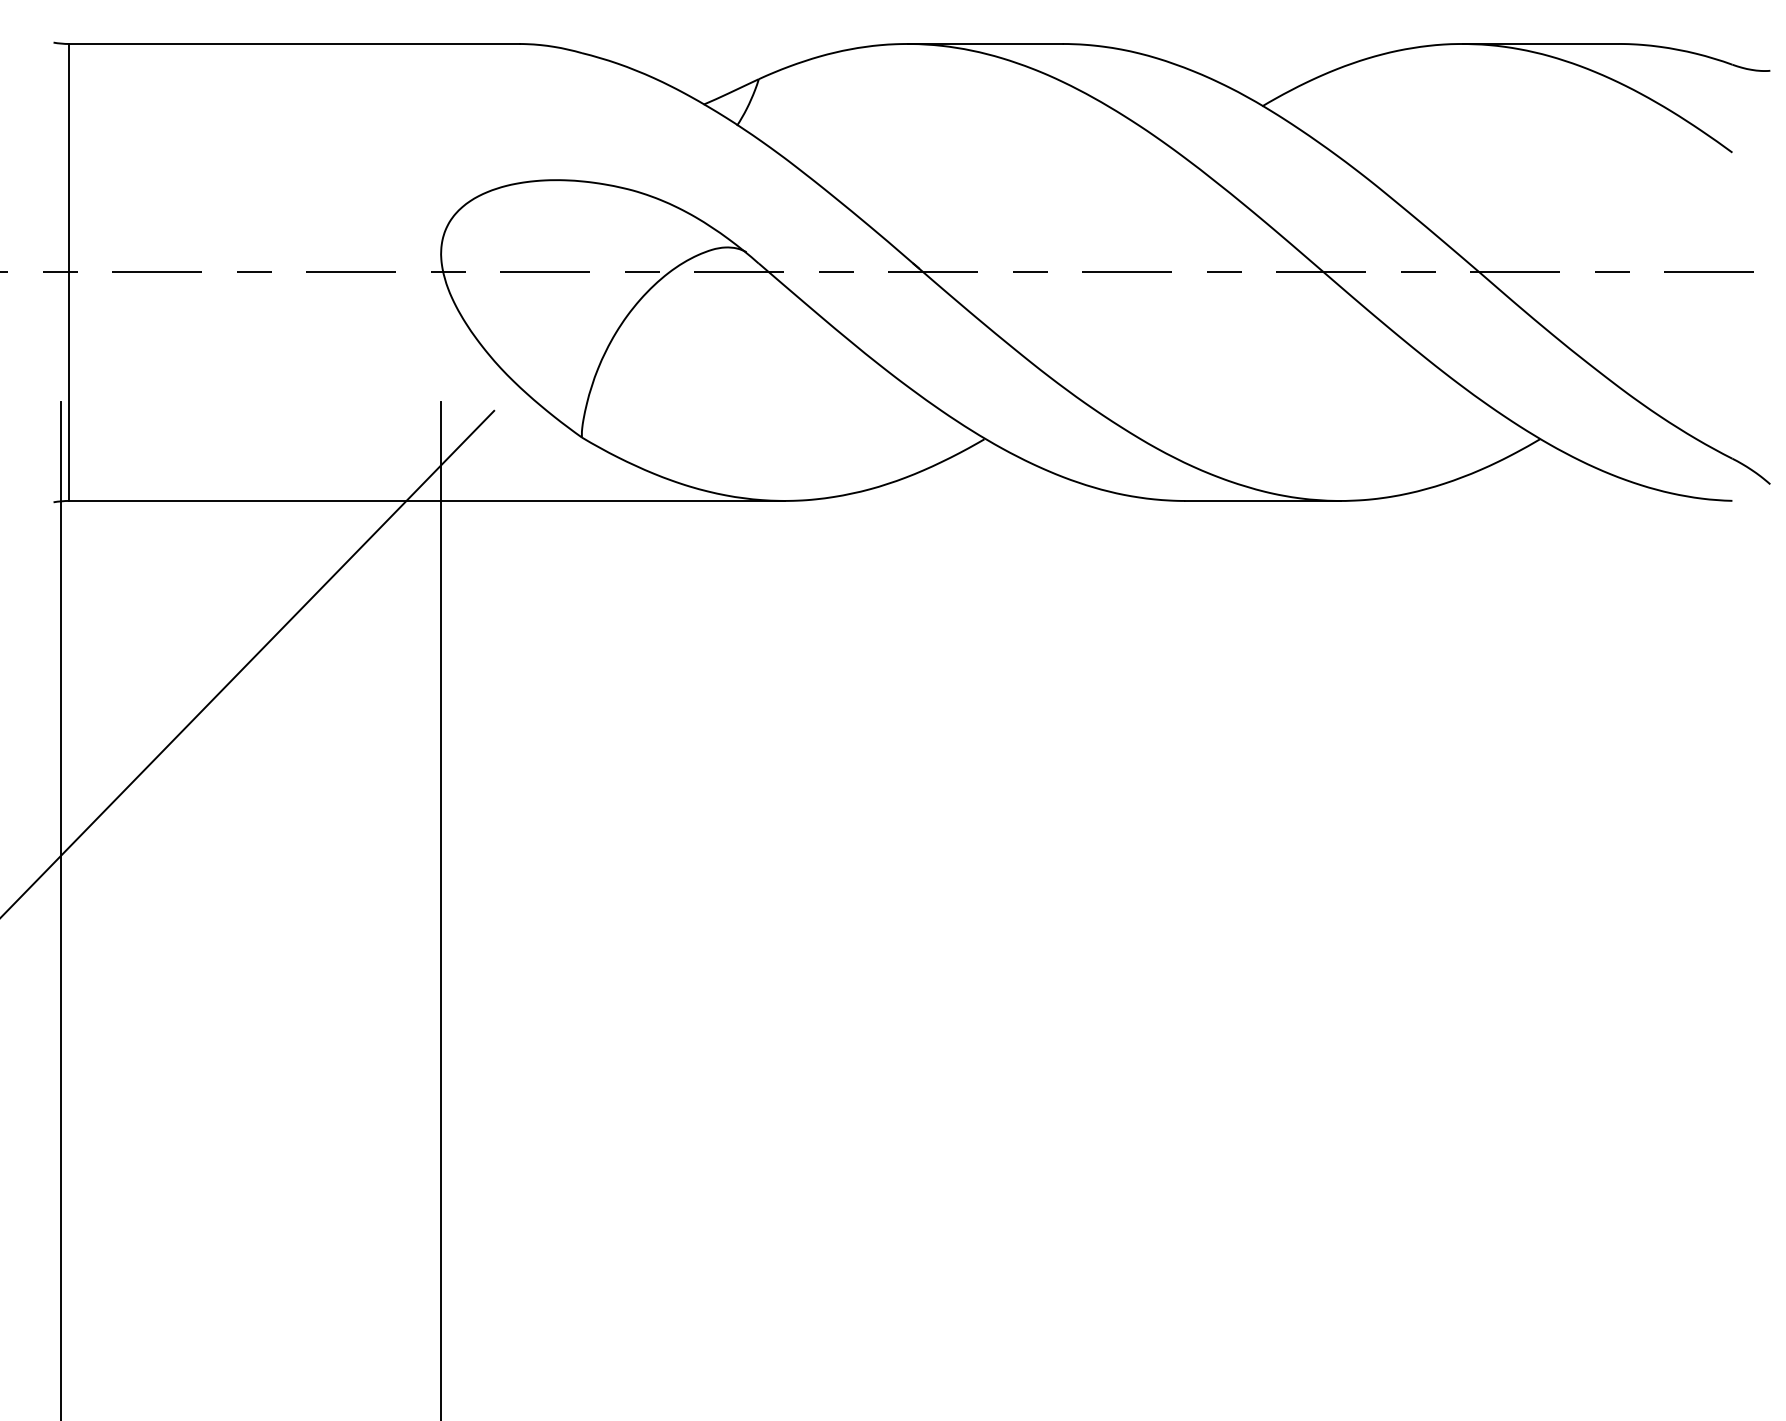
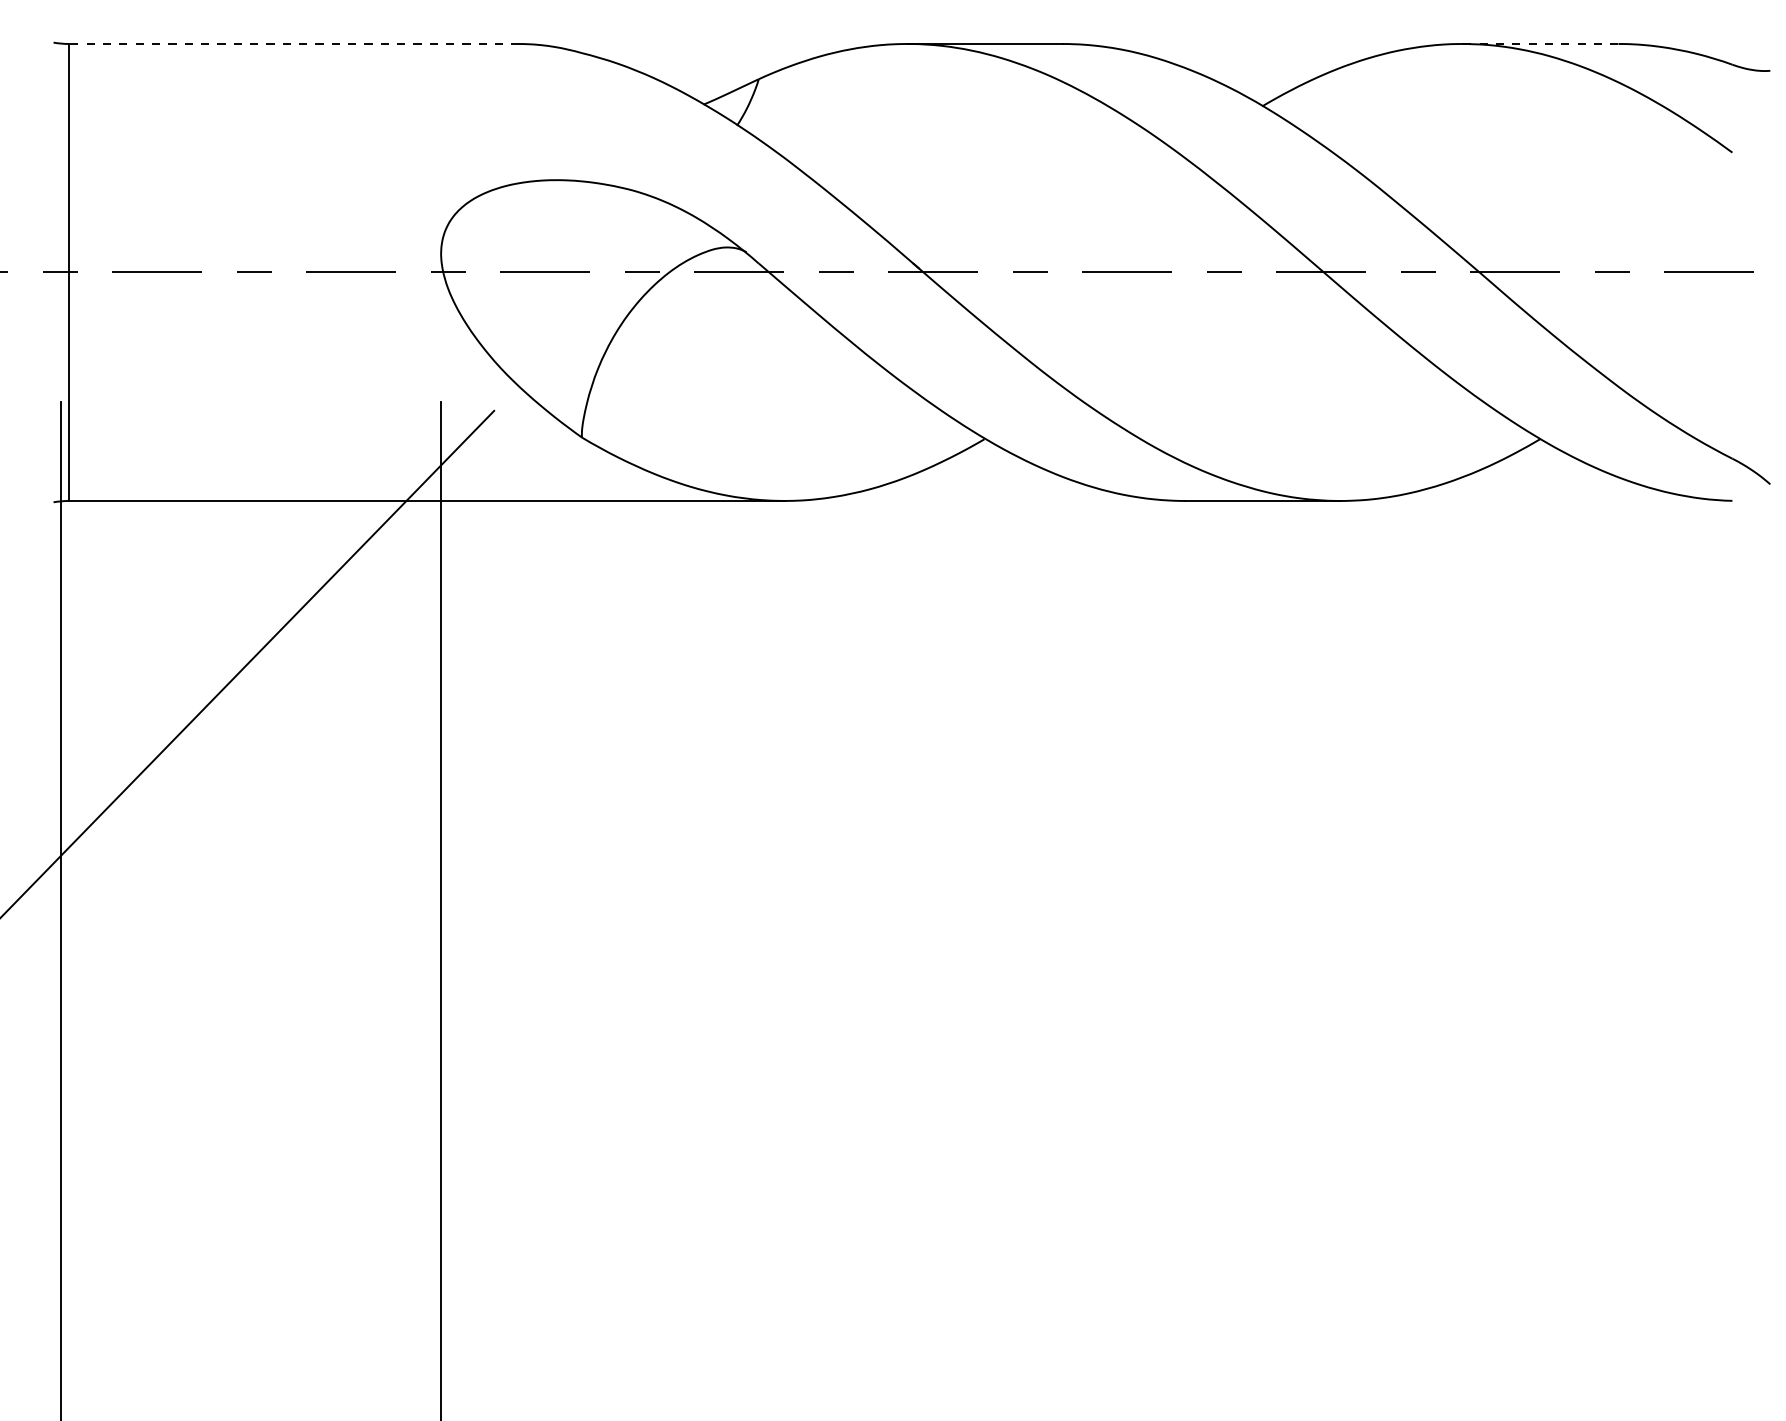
line: solid -> dashed (293, 43)
line: solid -> dashed (1540, 43)
